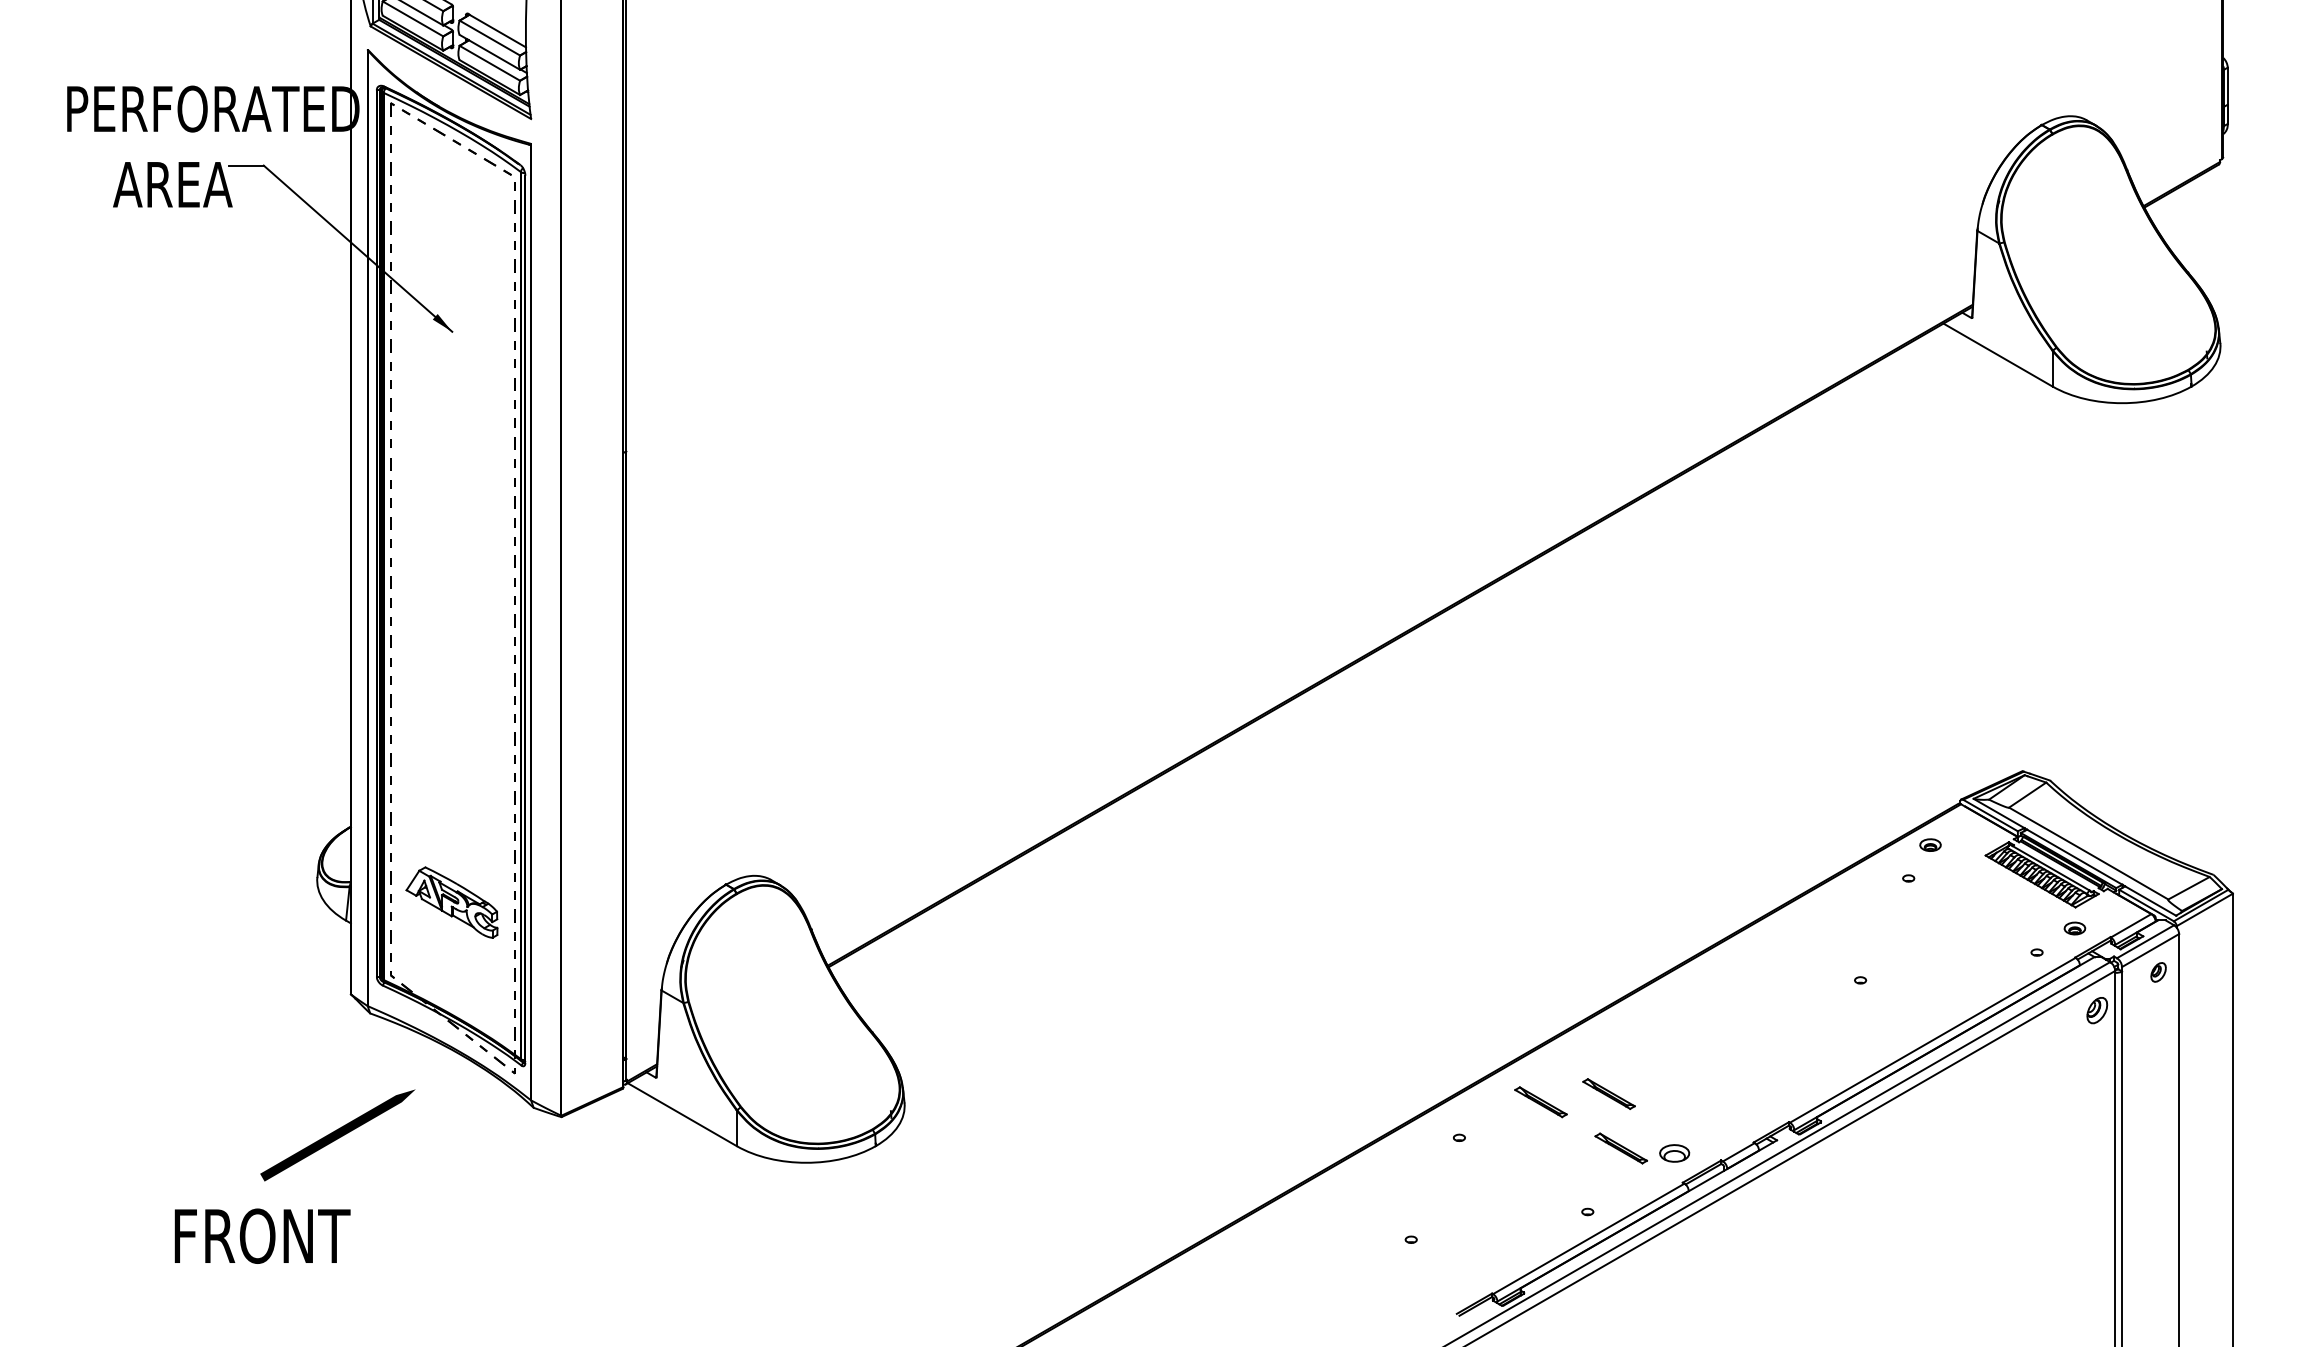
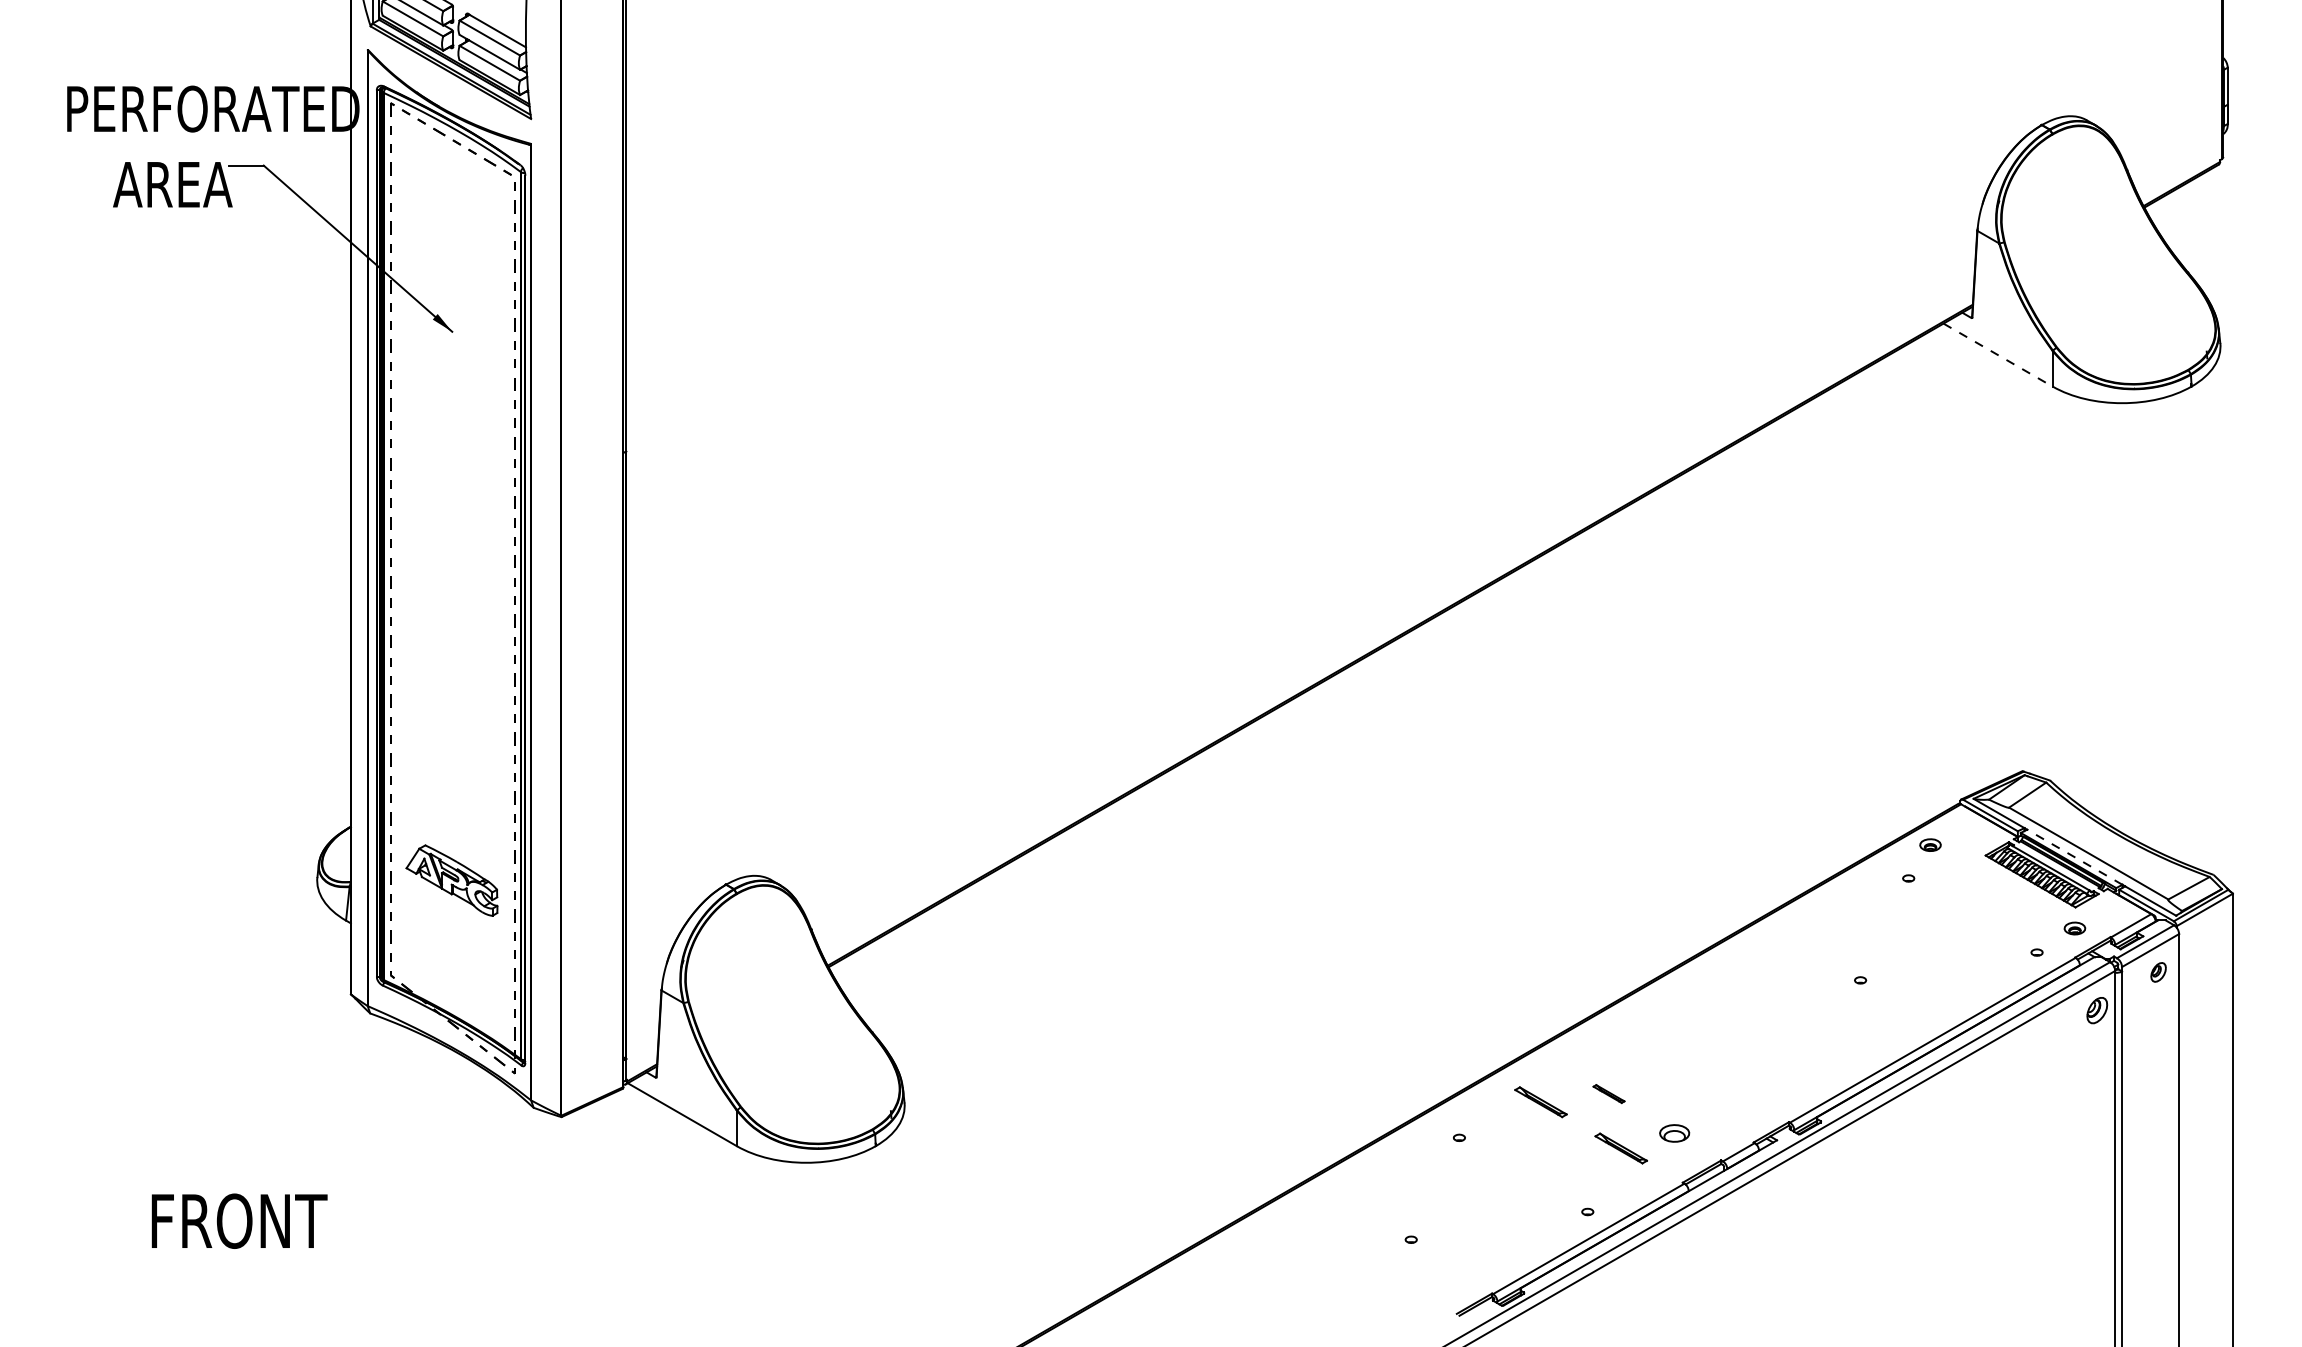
line: solid -> dashed (1998, 355)
line: solid -> dashed (2074, 857)
part position: (451, 902) -> (451, 880) (451, 880)
part size: 54x32 px -> 34x20 px (1608, 1093)
line: present -> none (337, 1135)
part position: (1674, 1153) -> (1674, 1133) (1674, 1133)
text position: (262, 1235) -> (239, 1220) (239, 1220)
